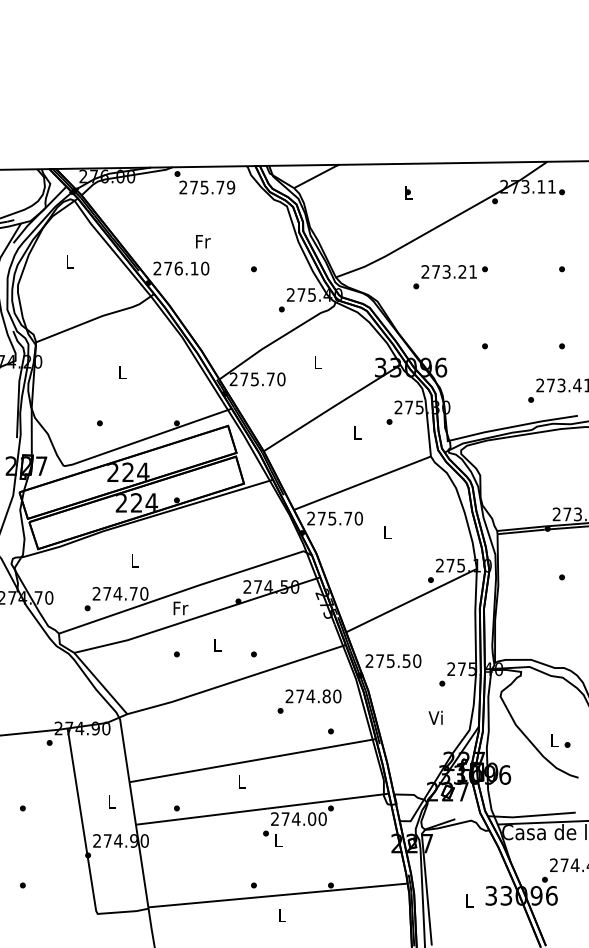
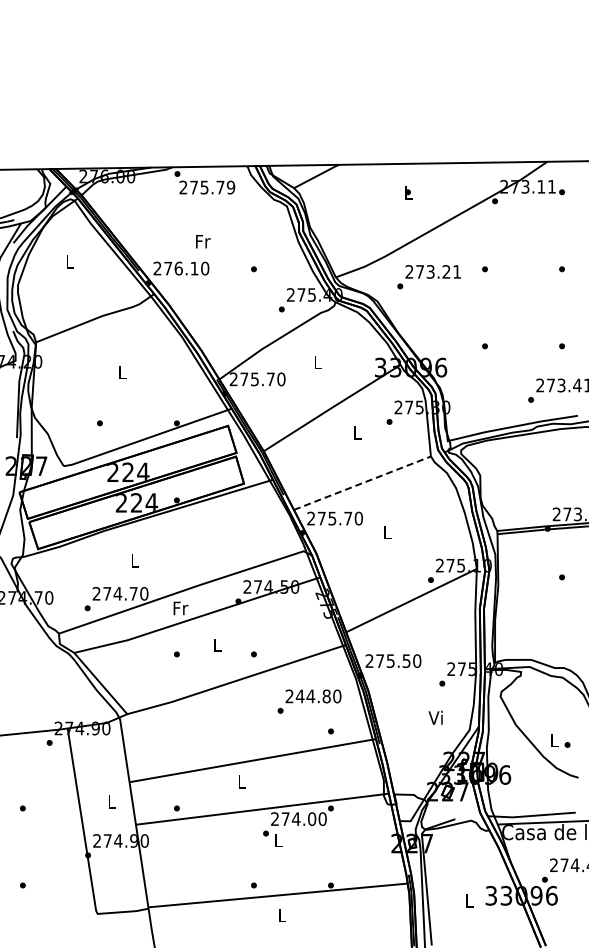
text position: (444, 277) -> (428, 277) (428, 277)
line: solid -> dashed (362, 483)
text: 274.80 -> 244.80 (299, 696)
